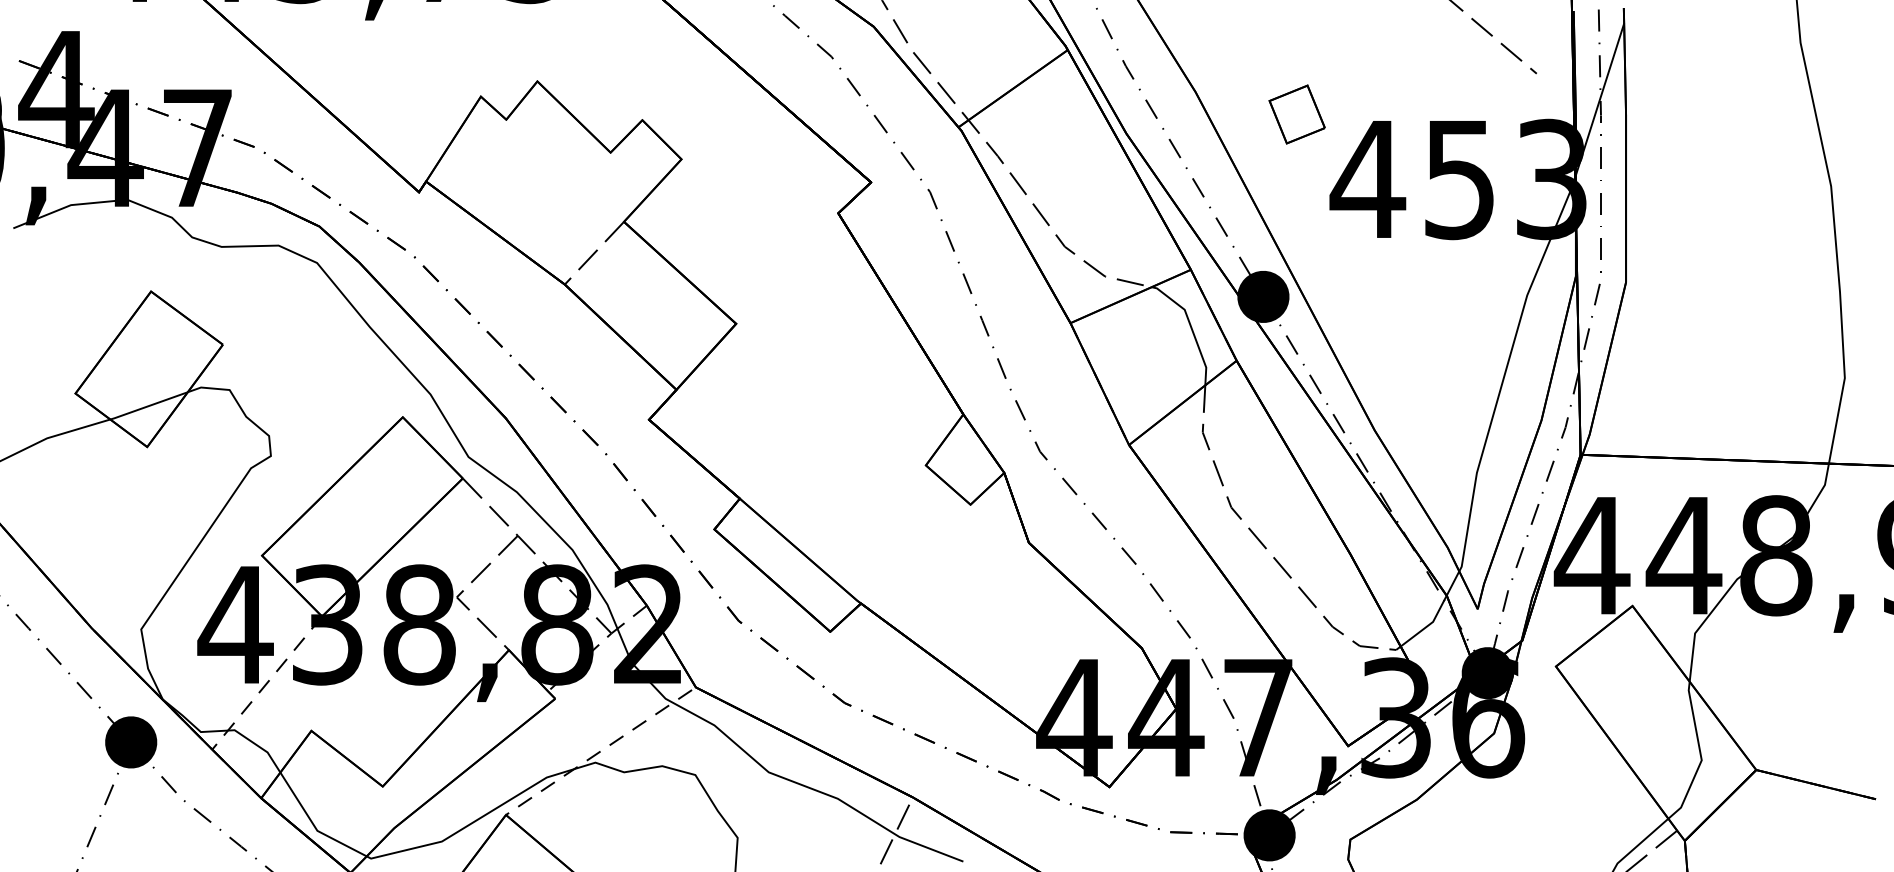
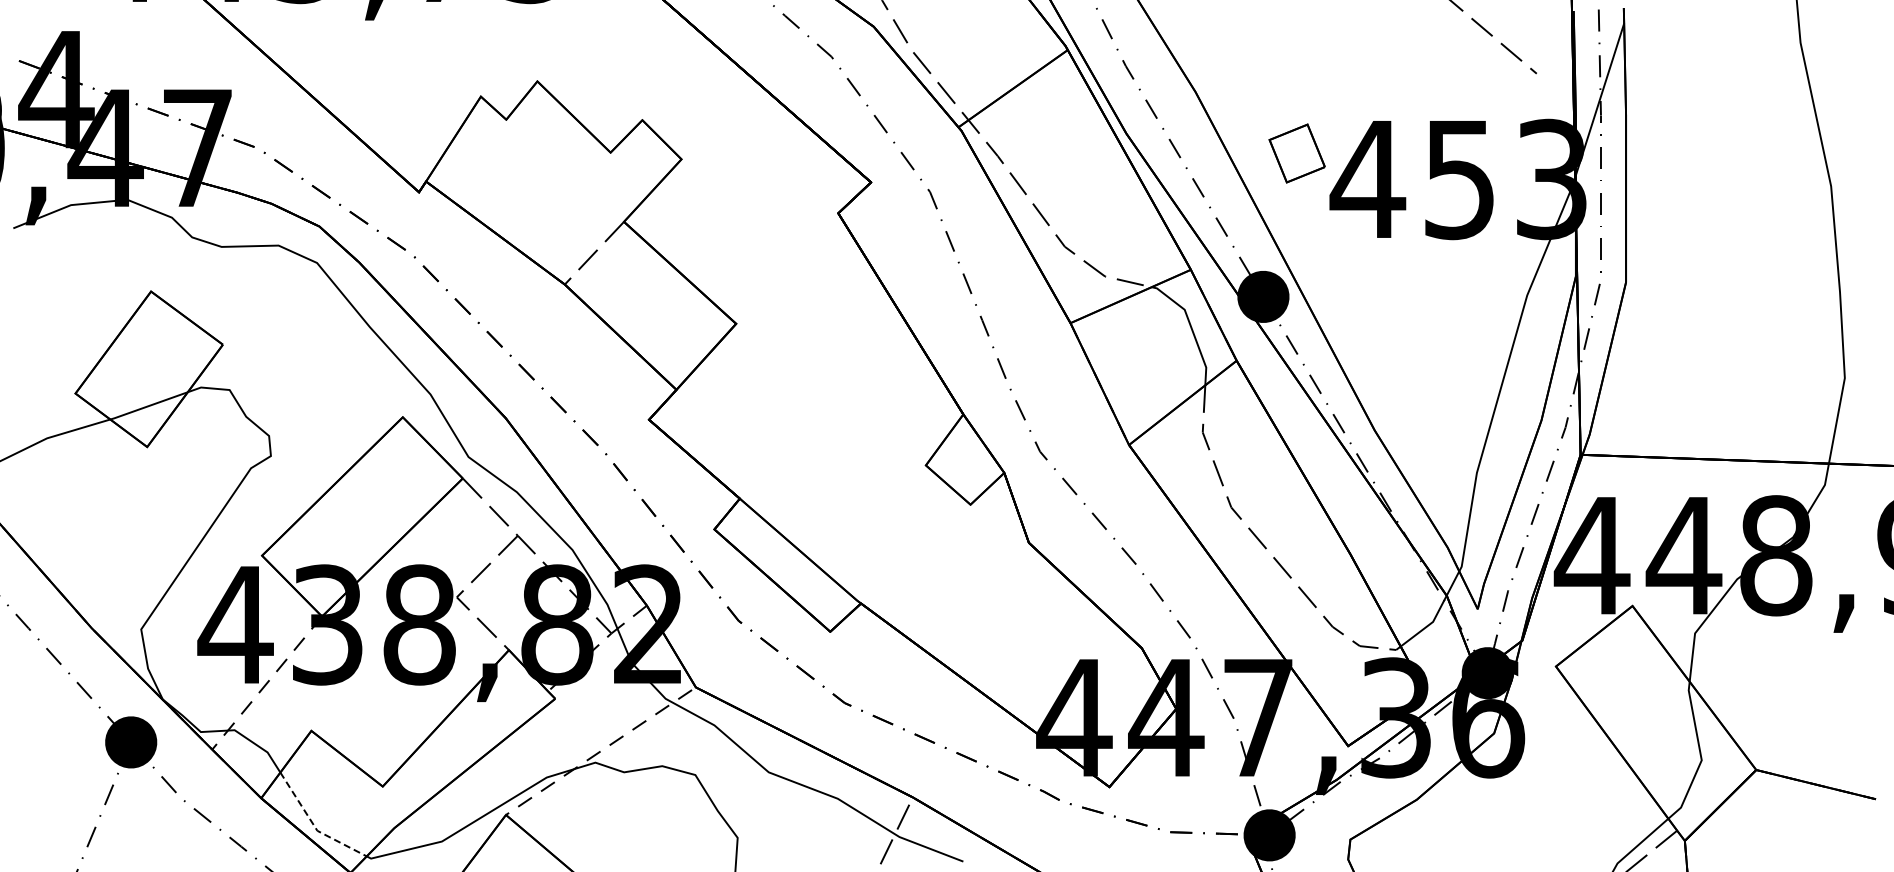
part position: (1296, 114) -> (1296, 153) (1296, 153)
line: solid -> dashed (314, 825)
